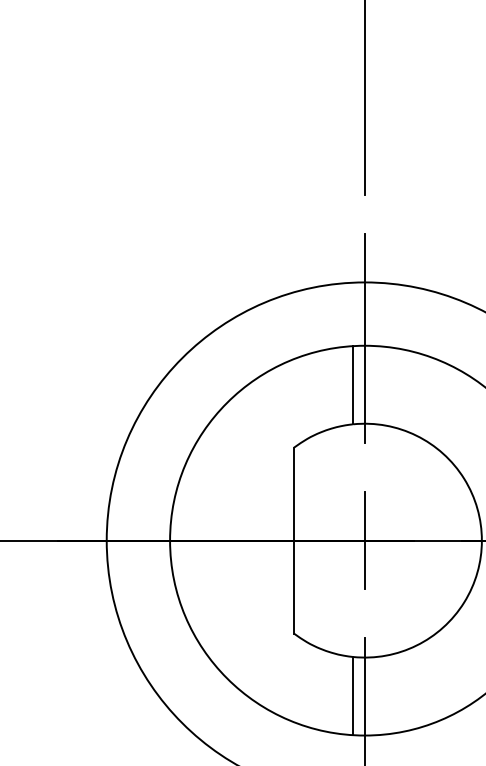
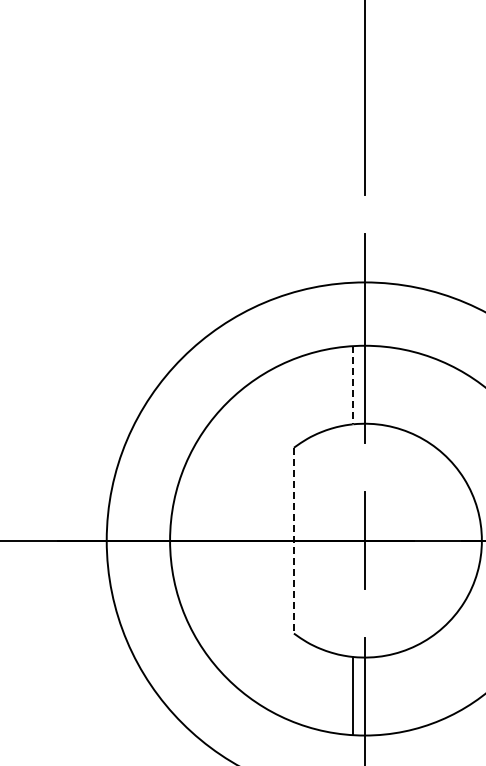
line: solid -> dashed (353, 385)
line: solid -> dashed (293, 540)
